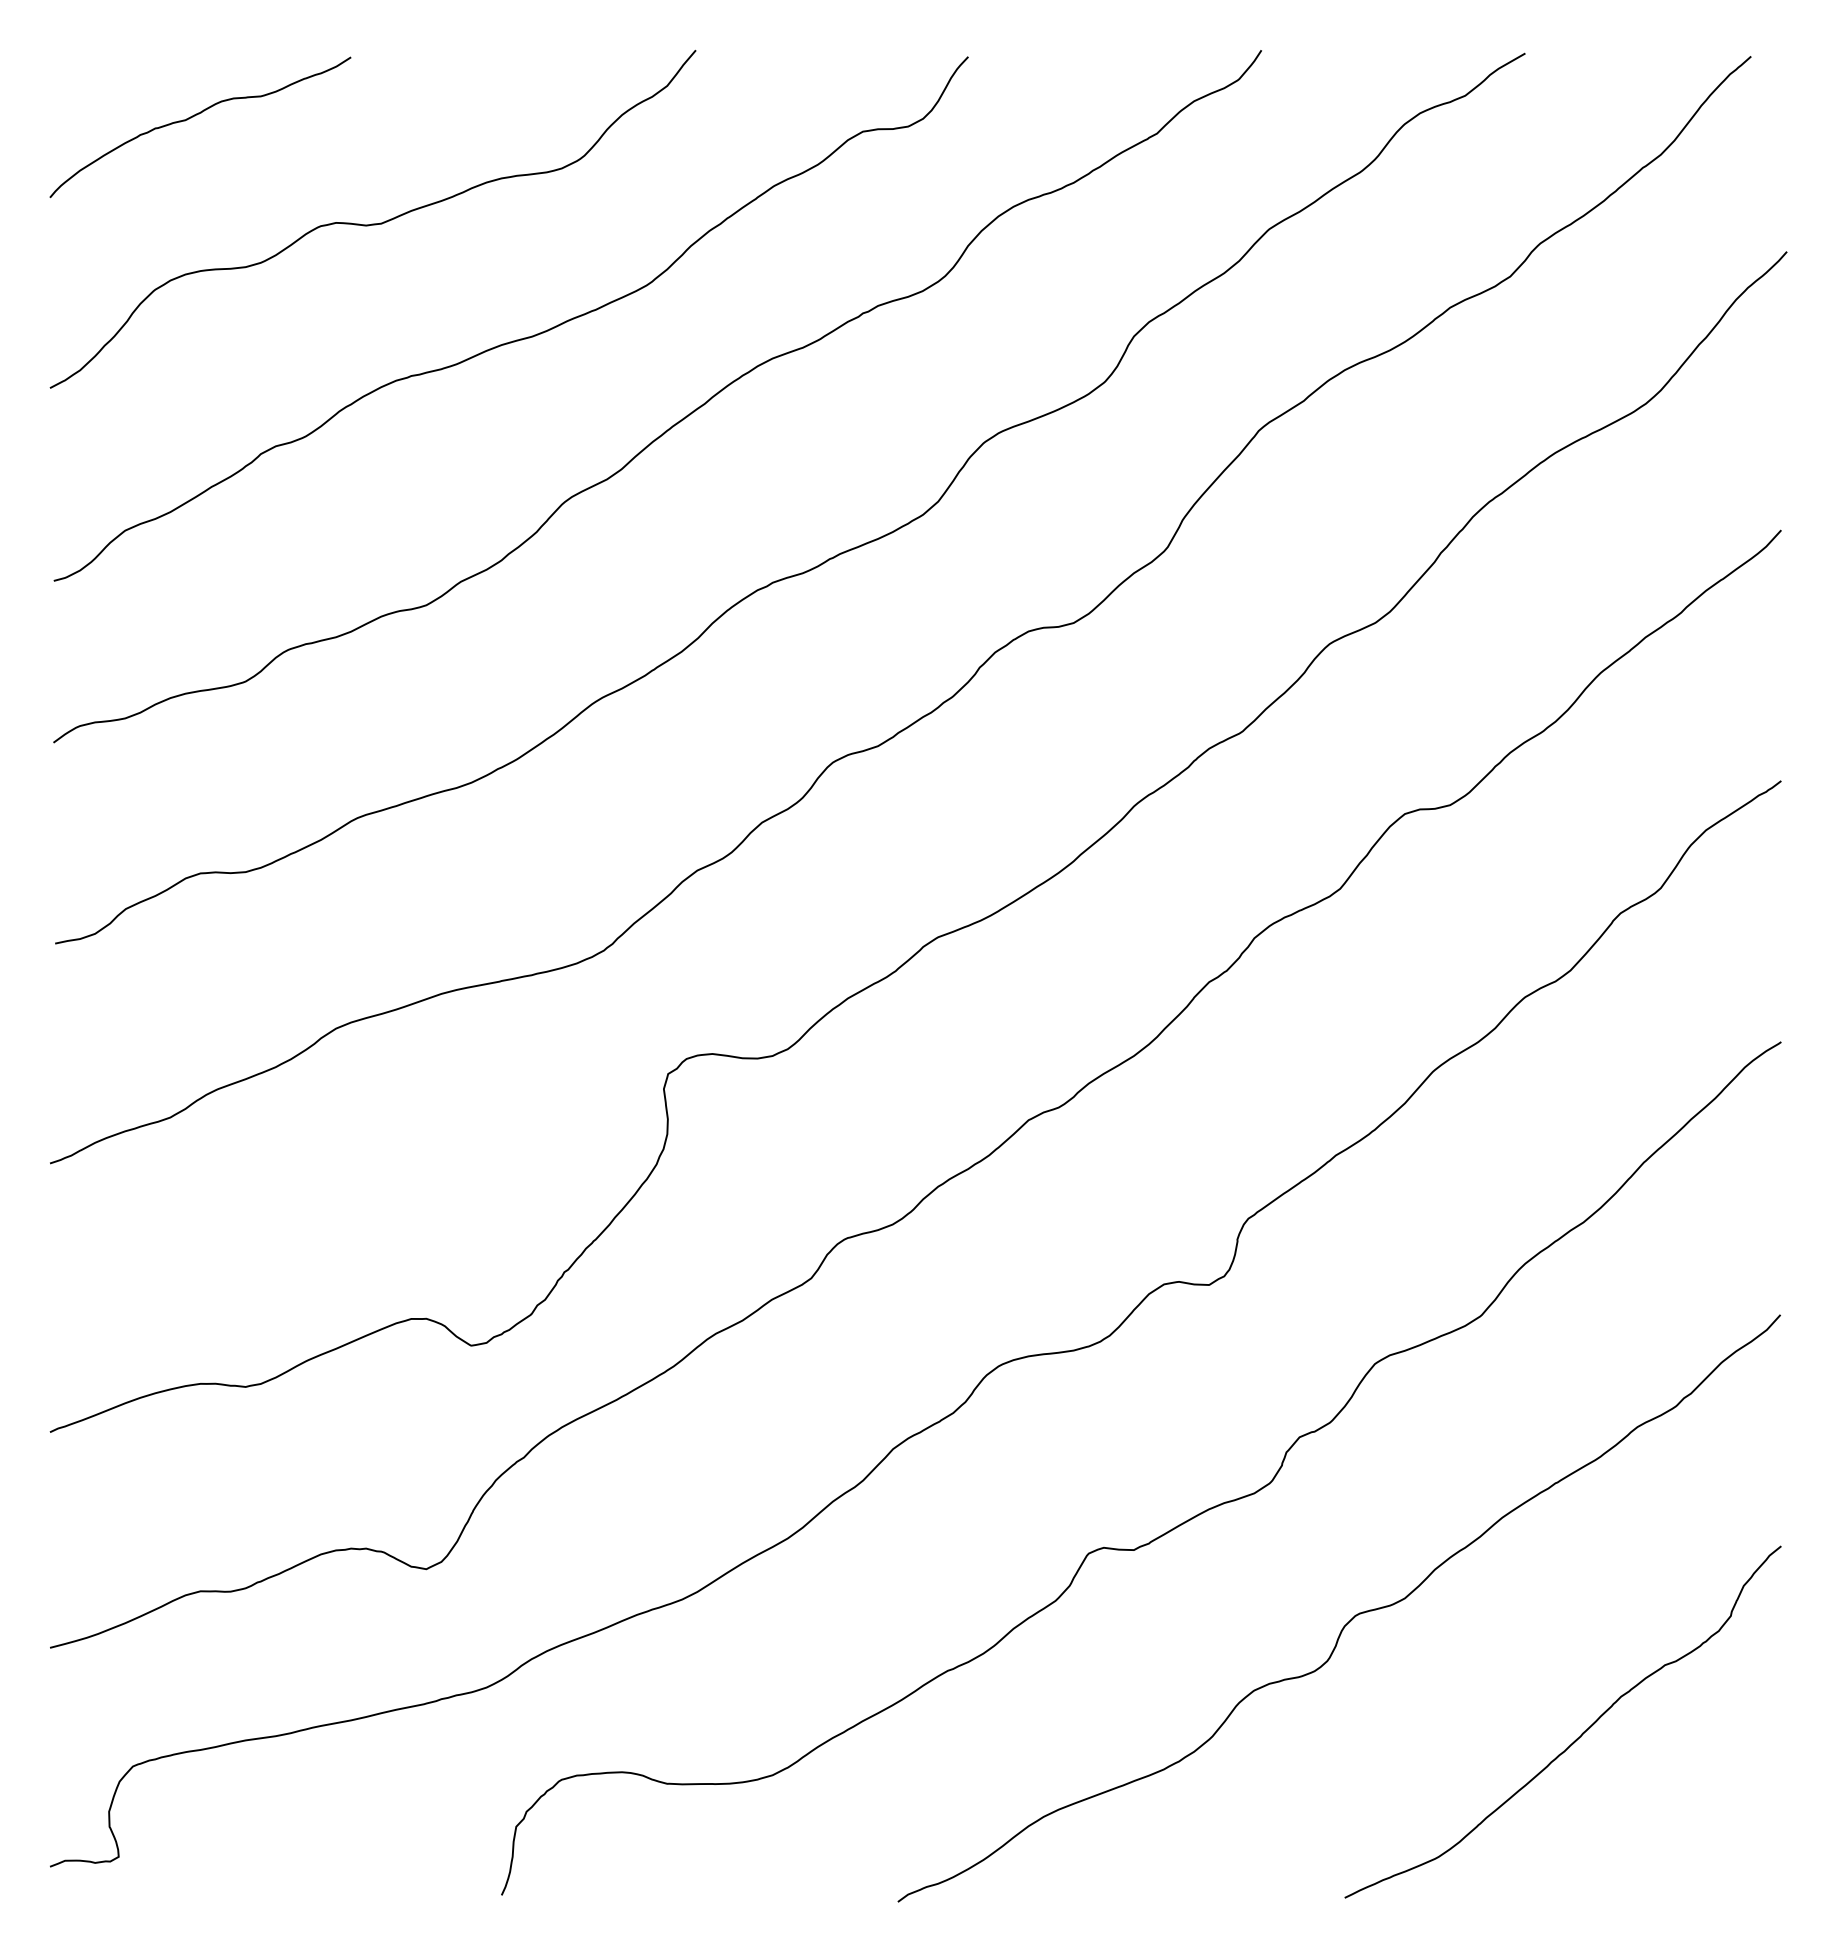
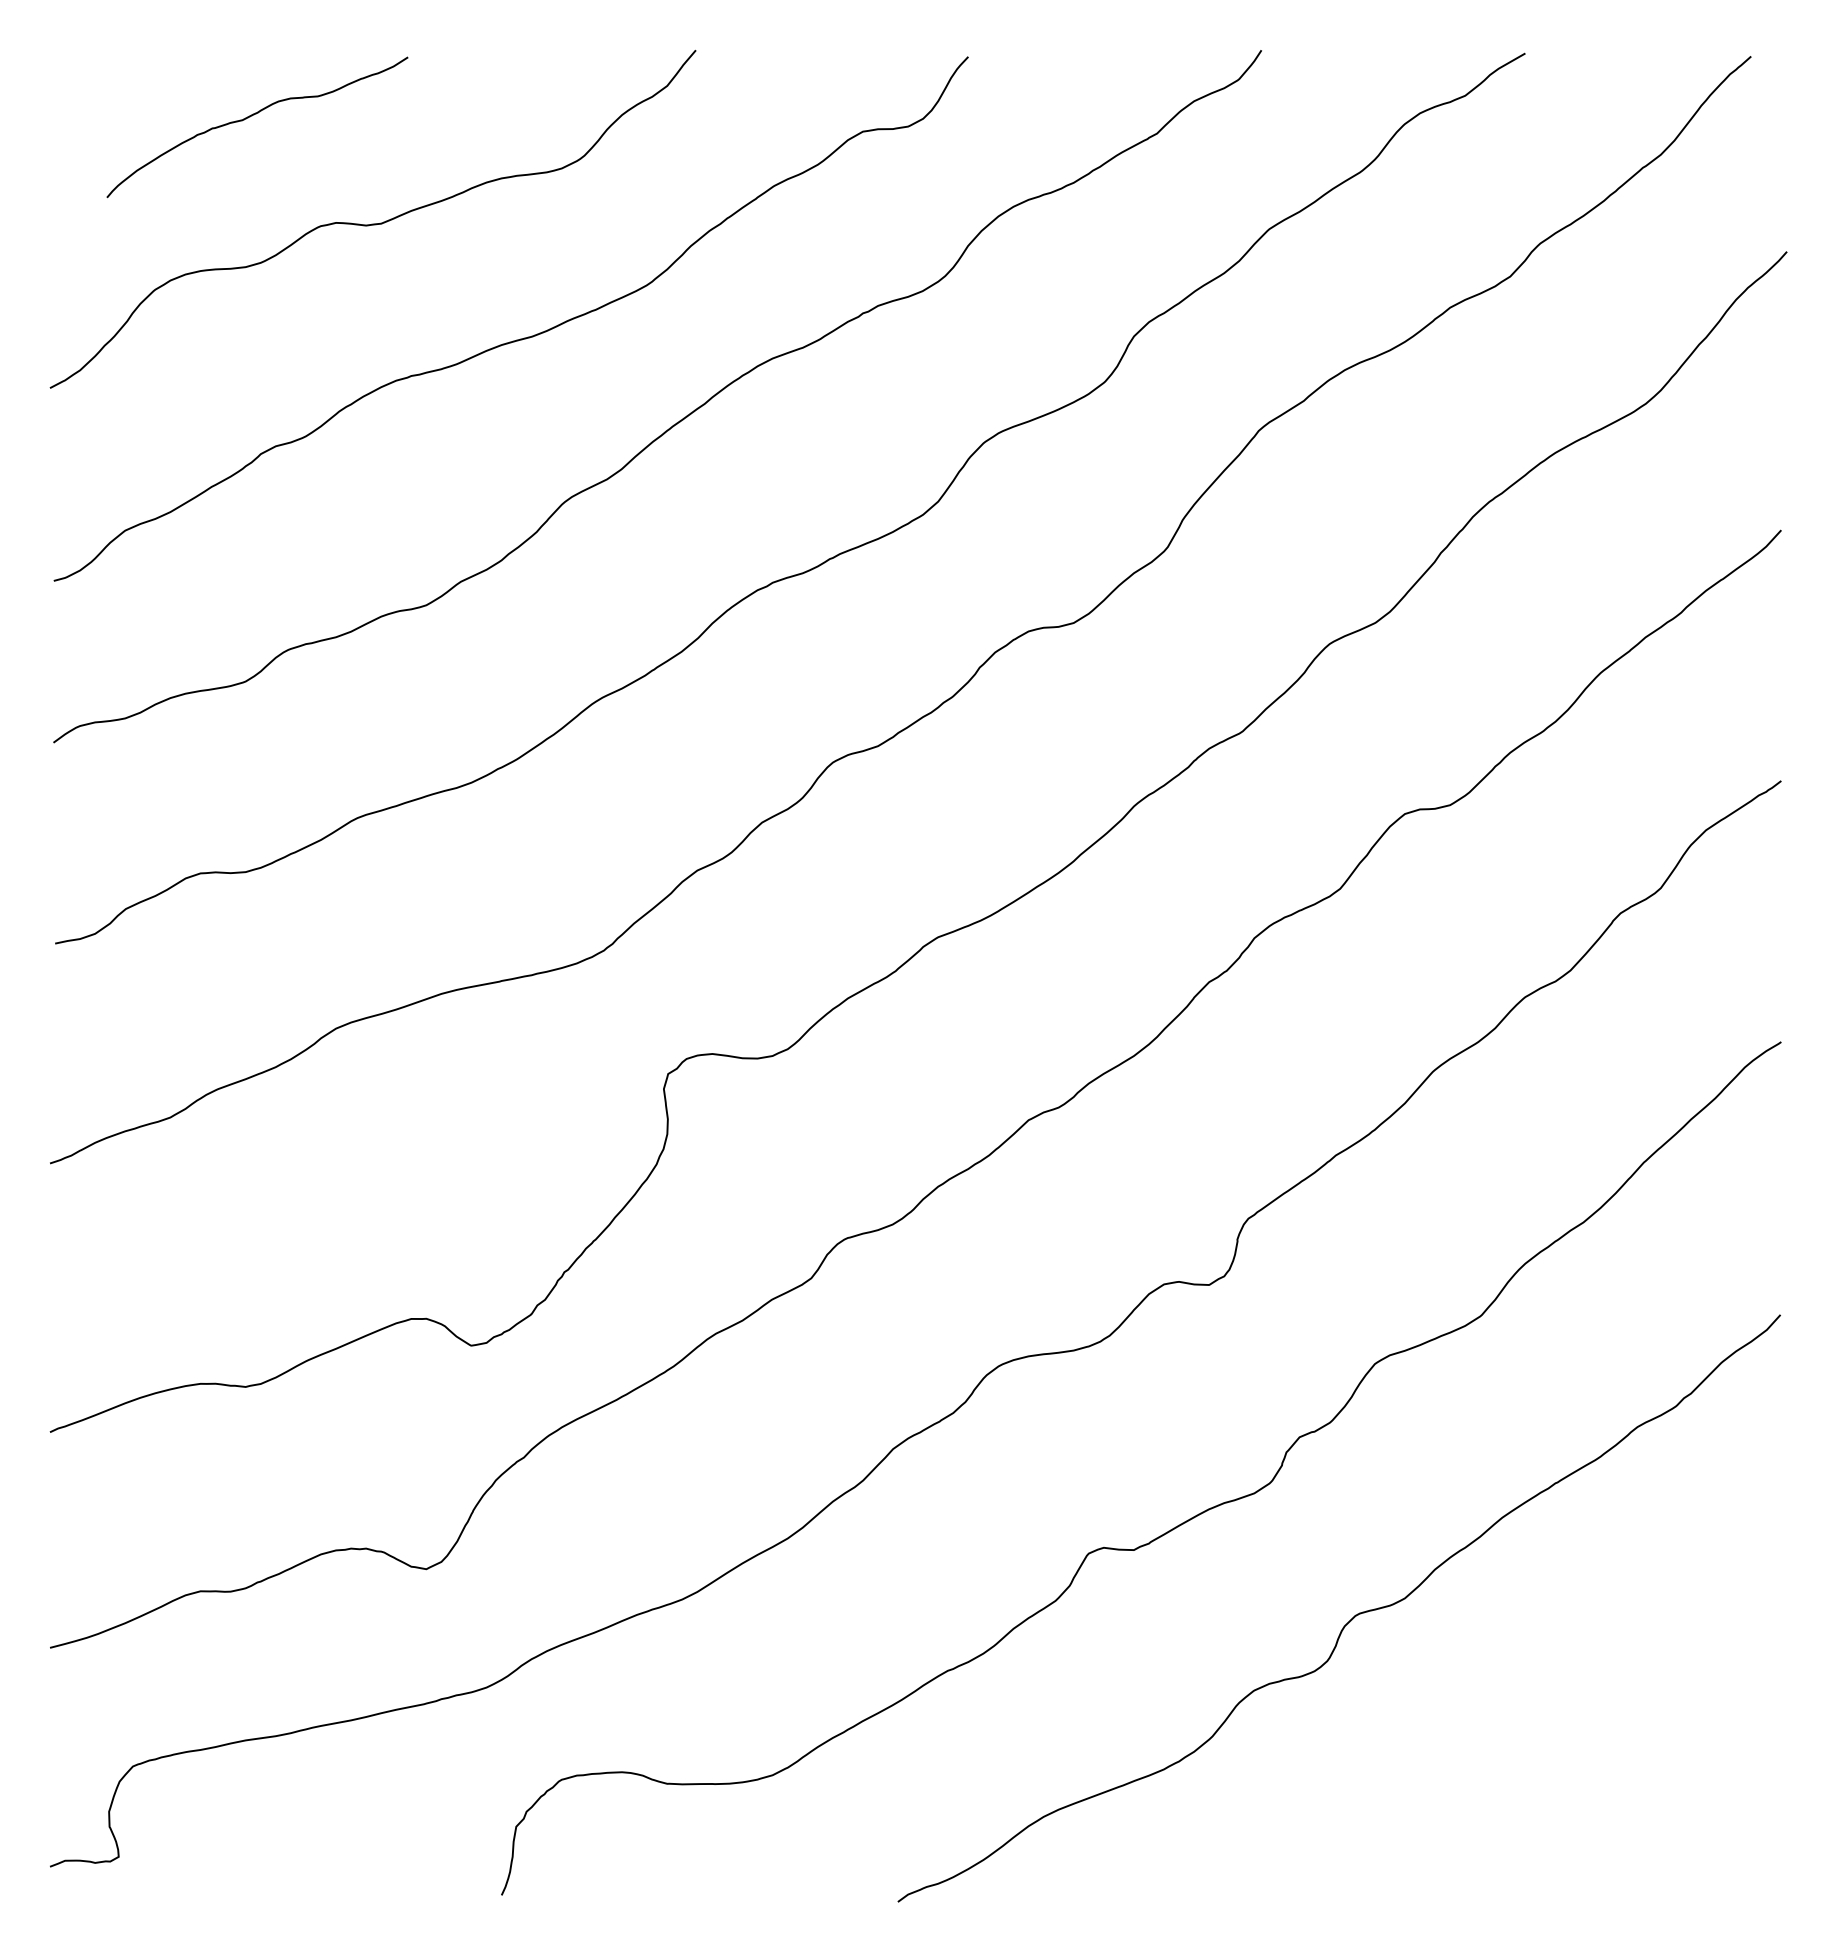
curve position: (195, 116) -> (252, 116) (252, 116)
curve: present -> none (1576, 1738)
